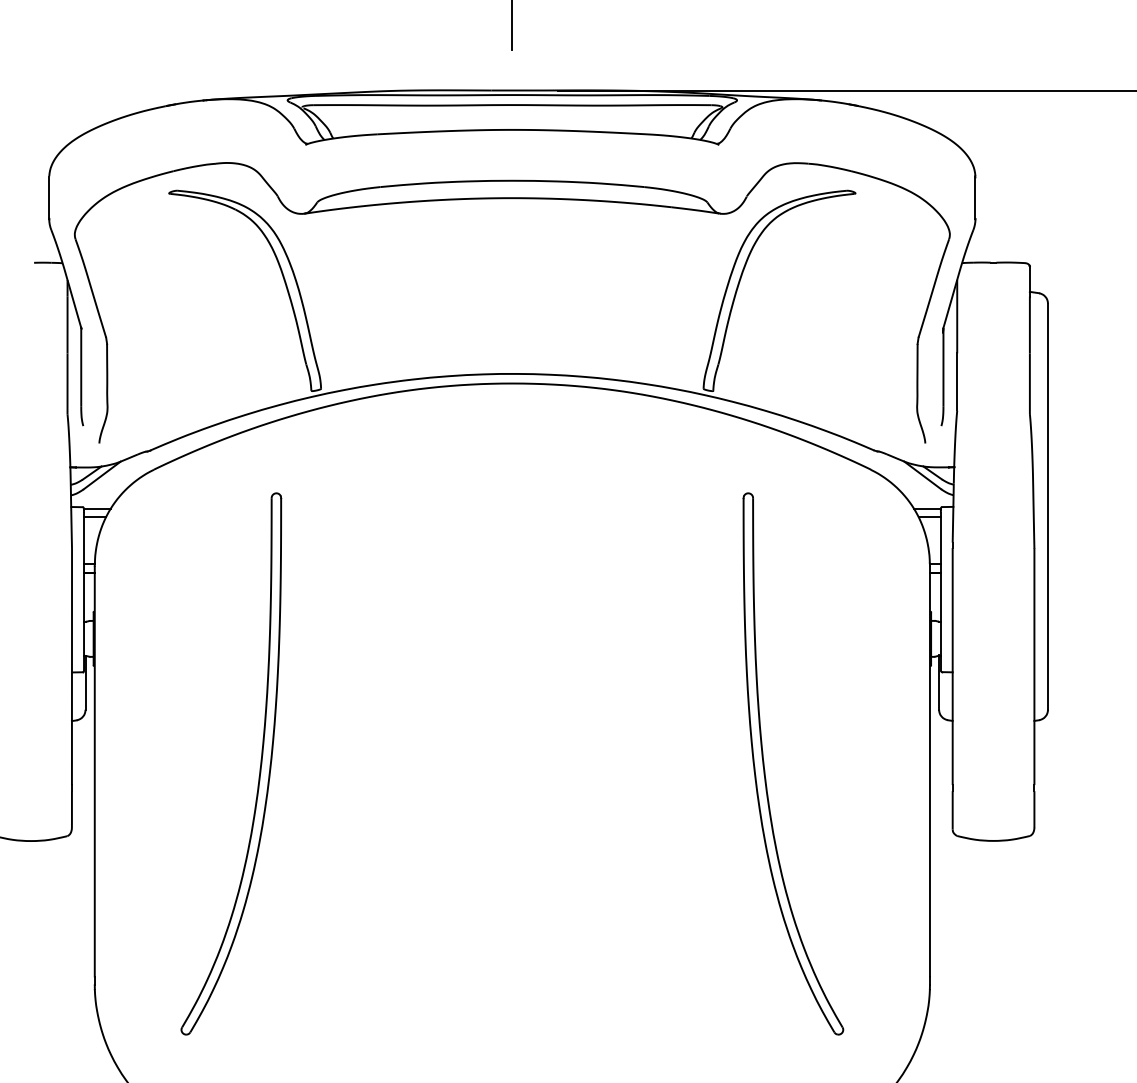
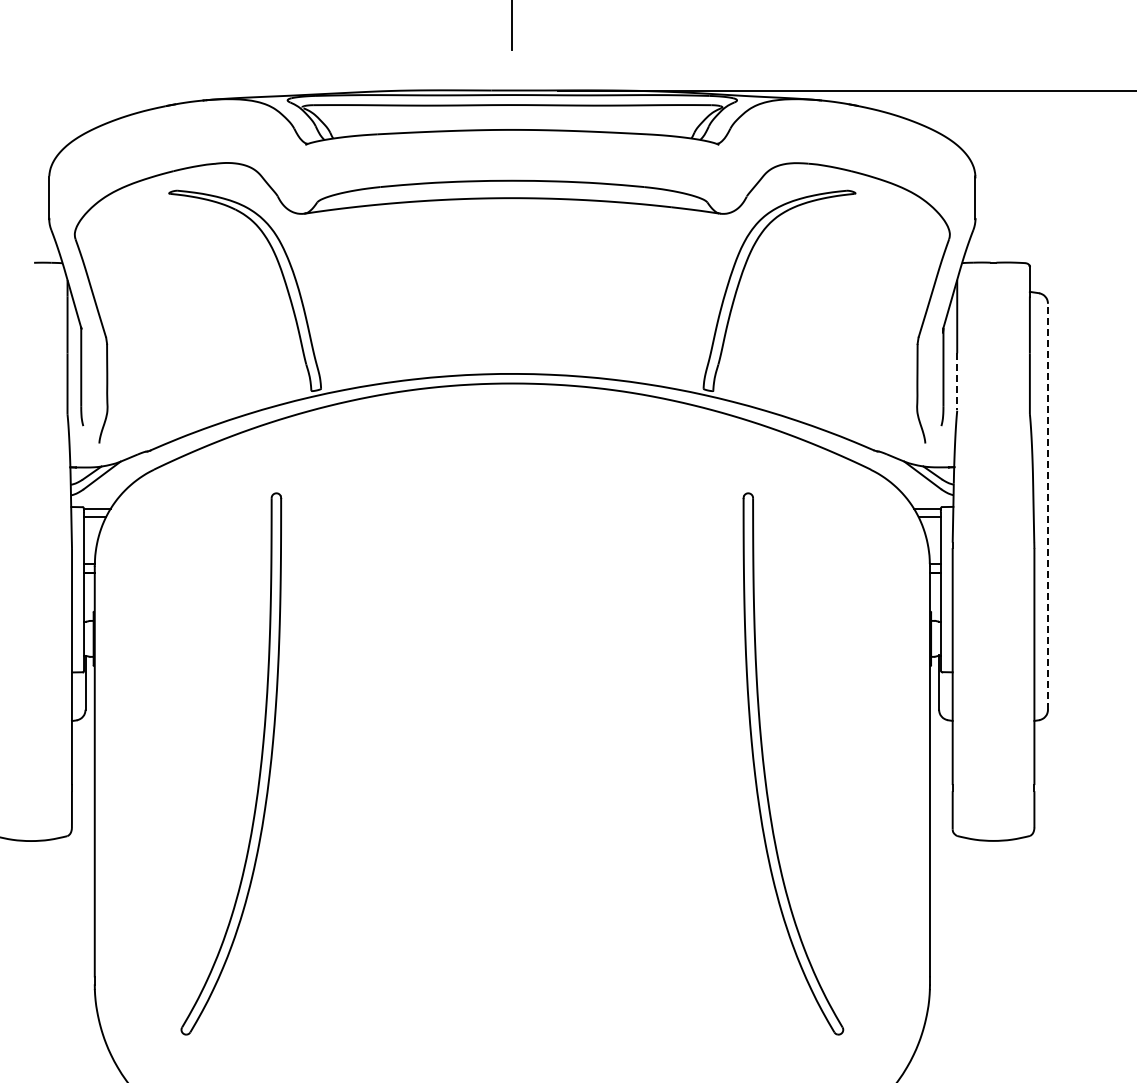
line: solid -> dashed (957, 381)
line: solid -> dashed (1048, 506)
